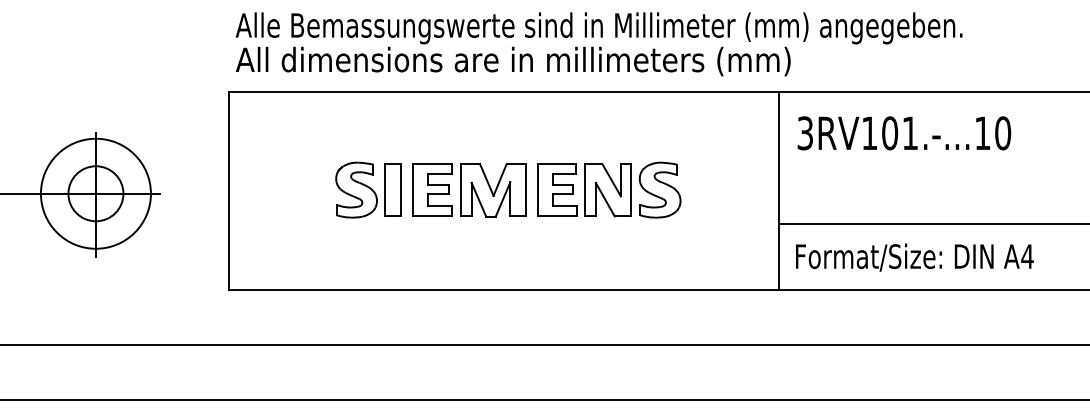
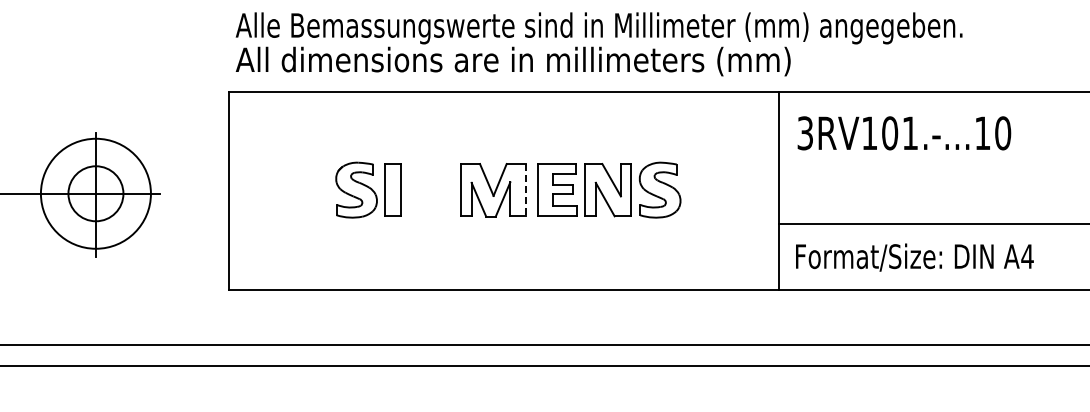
part: present -> none (432, 189)
line: solid -> dashed (525, 190)
line position: (544, 399) -> (544, 365) (544, 365)
